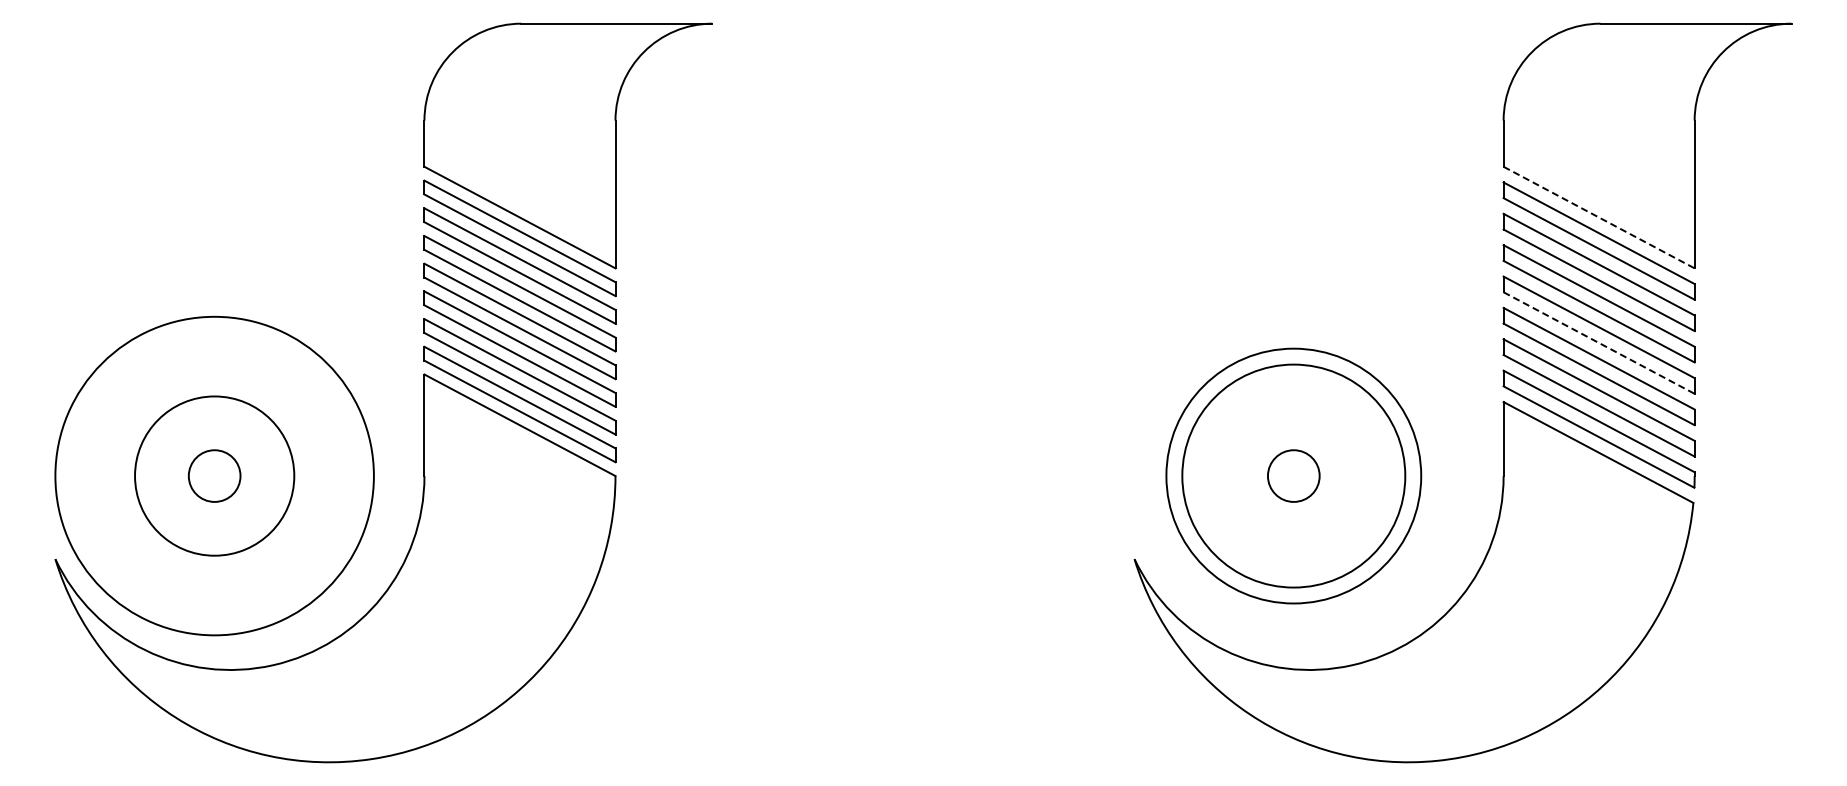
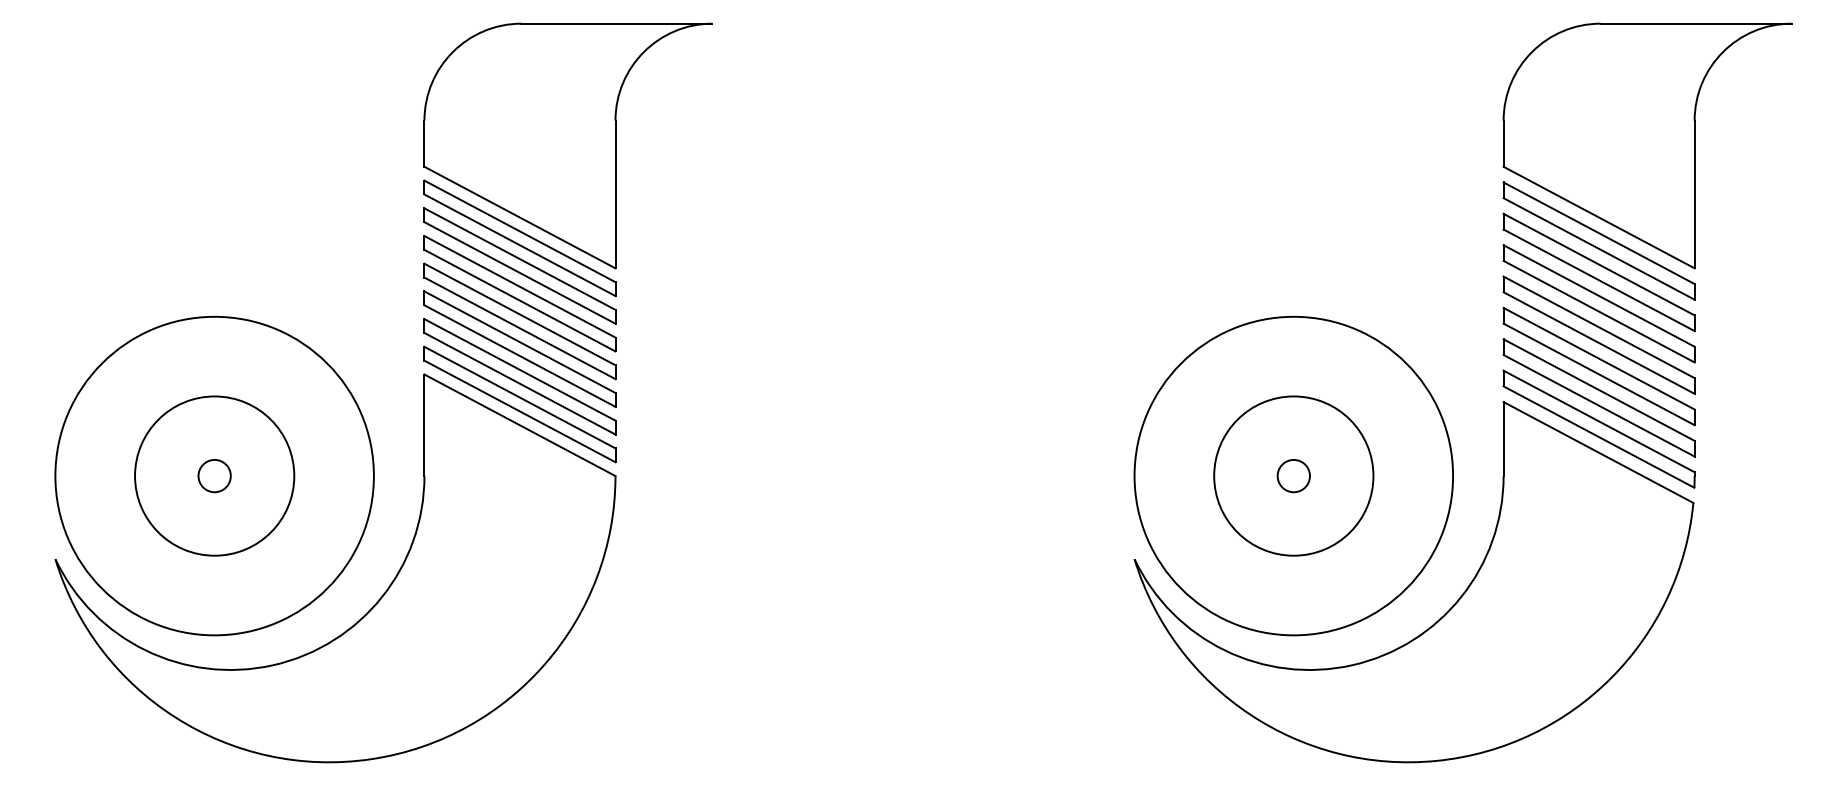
line: dashed -> solid (1599, 217)
line: dashed -> solid (1599, 343)
circle diameter: 52 px -> 32 px (214, 475)
circle diameter: 223 px -> 159 px (1293, 475)
circle diameter: 255 px -> 319 px (1293, 475)
circle diameter: 52 px -> 32 px (1293, 475)
